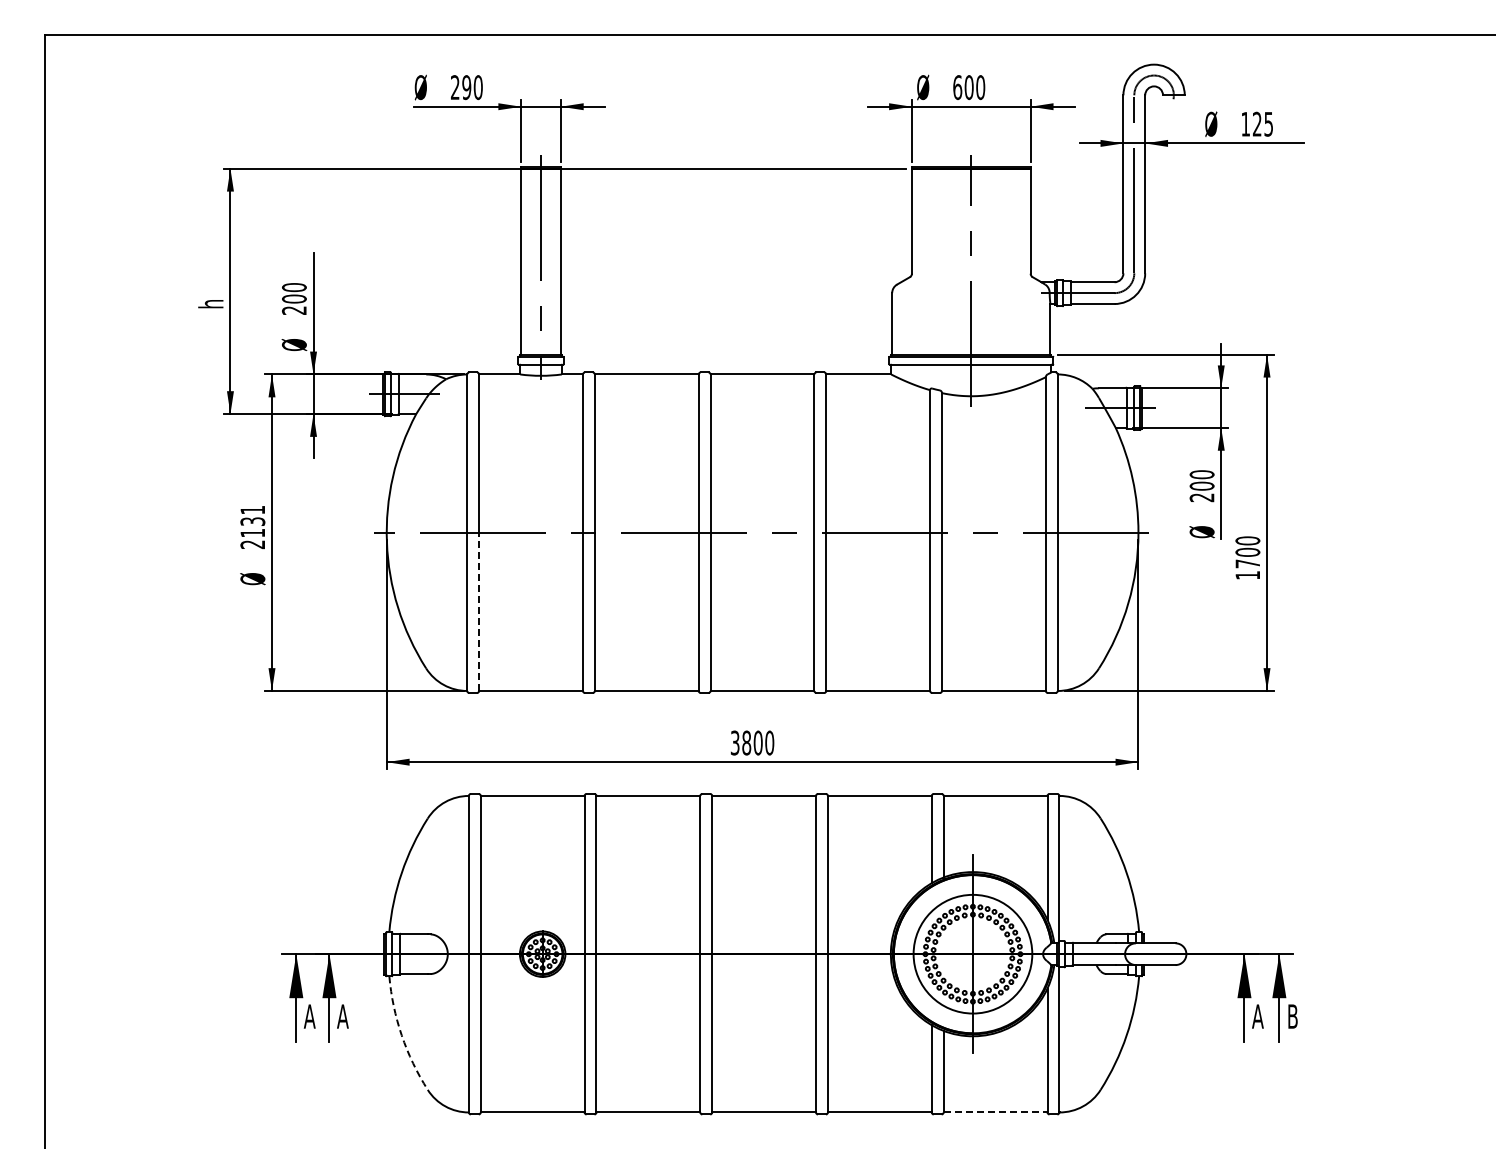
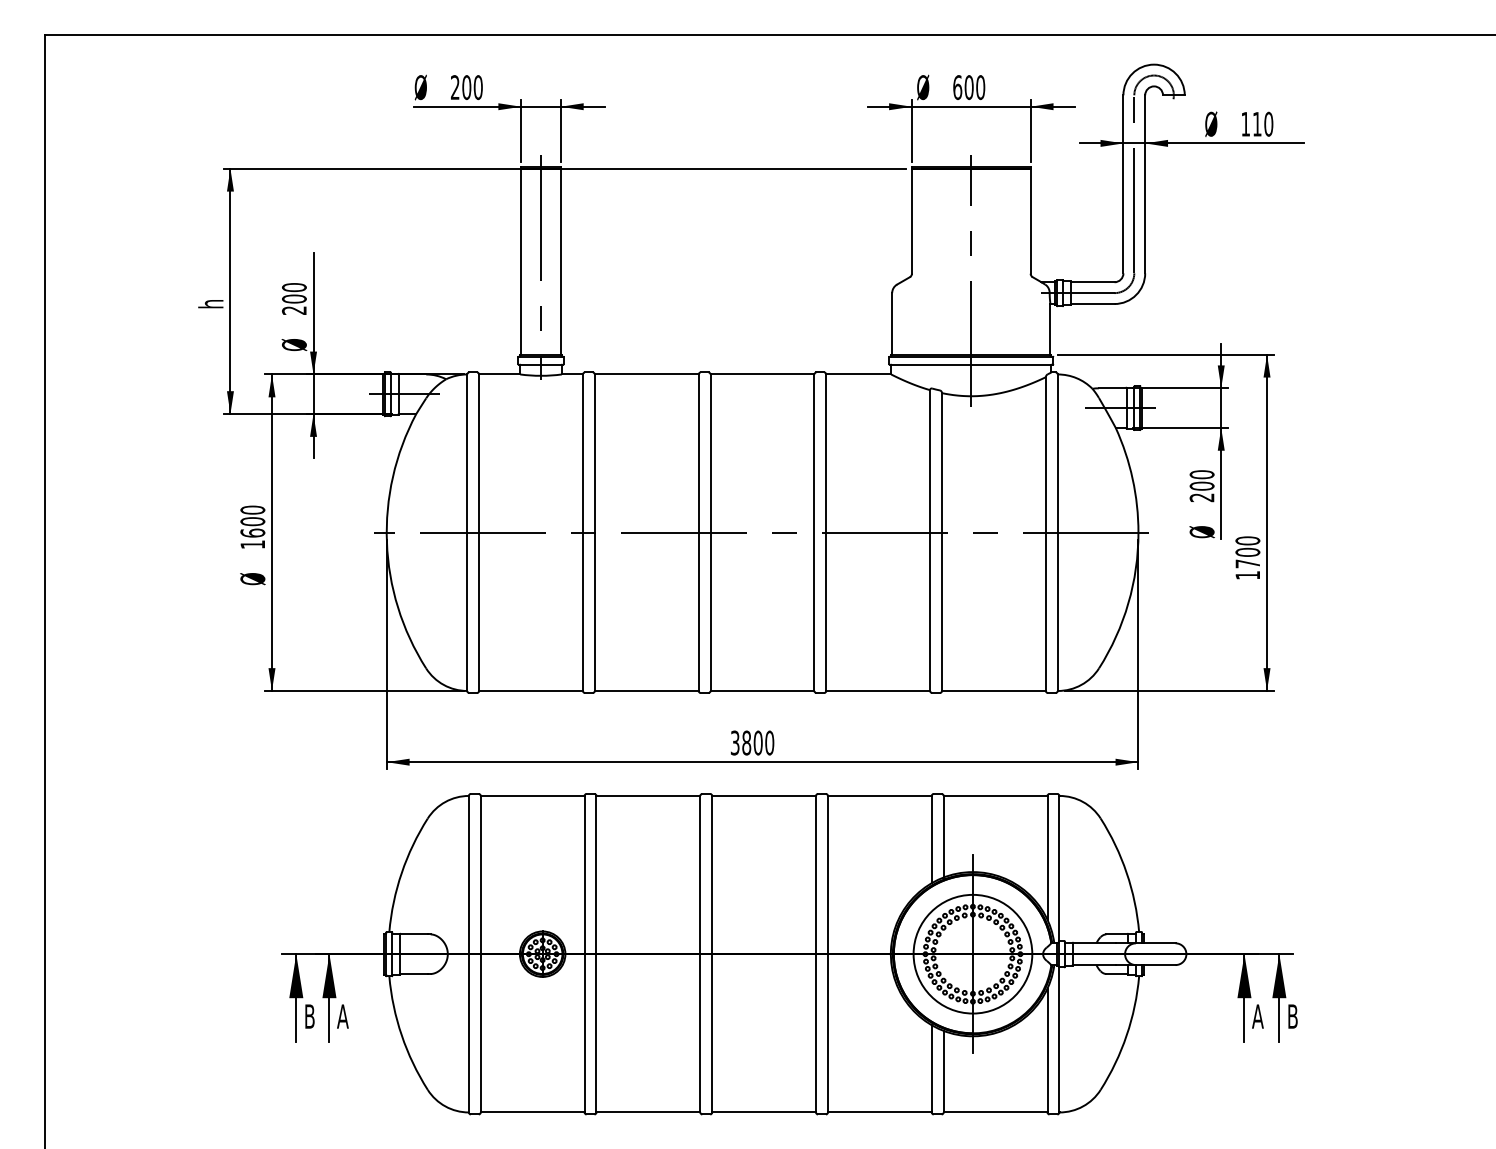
text: 290 -> 200 (466, 87)
text: 125 -> 110 (1262, 123)
text: 2131 -> 1600 (252, 527)
line: dashed -> solid (479, 611)
text: A -> B (309, 1016)
arc: dashed -> solid (401, 1035)
line: dashed -> solid (995, 1112)
